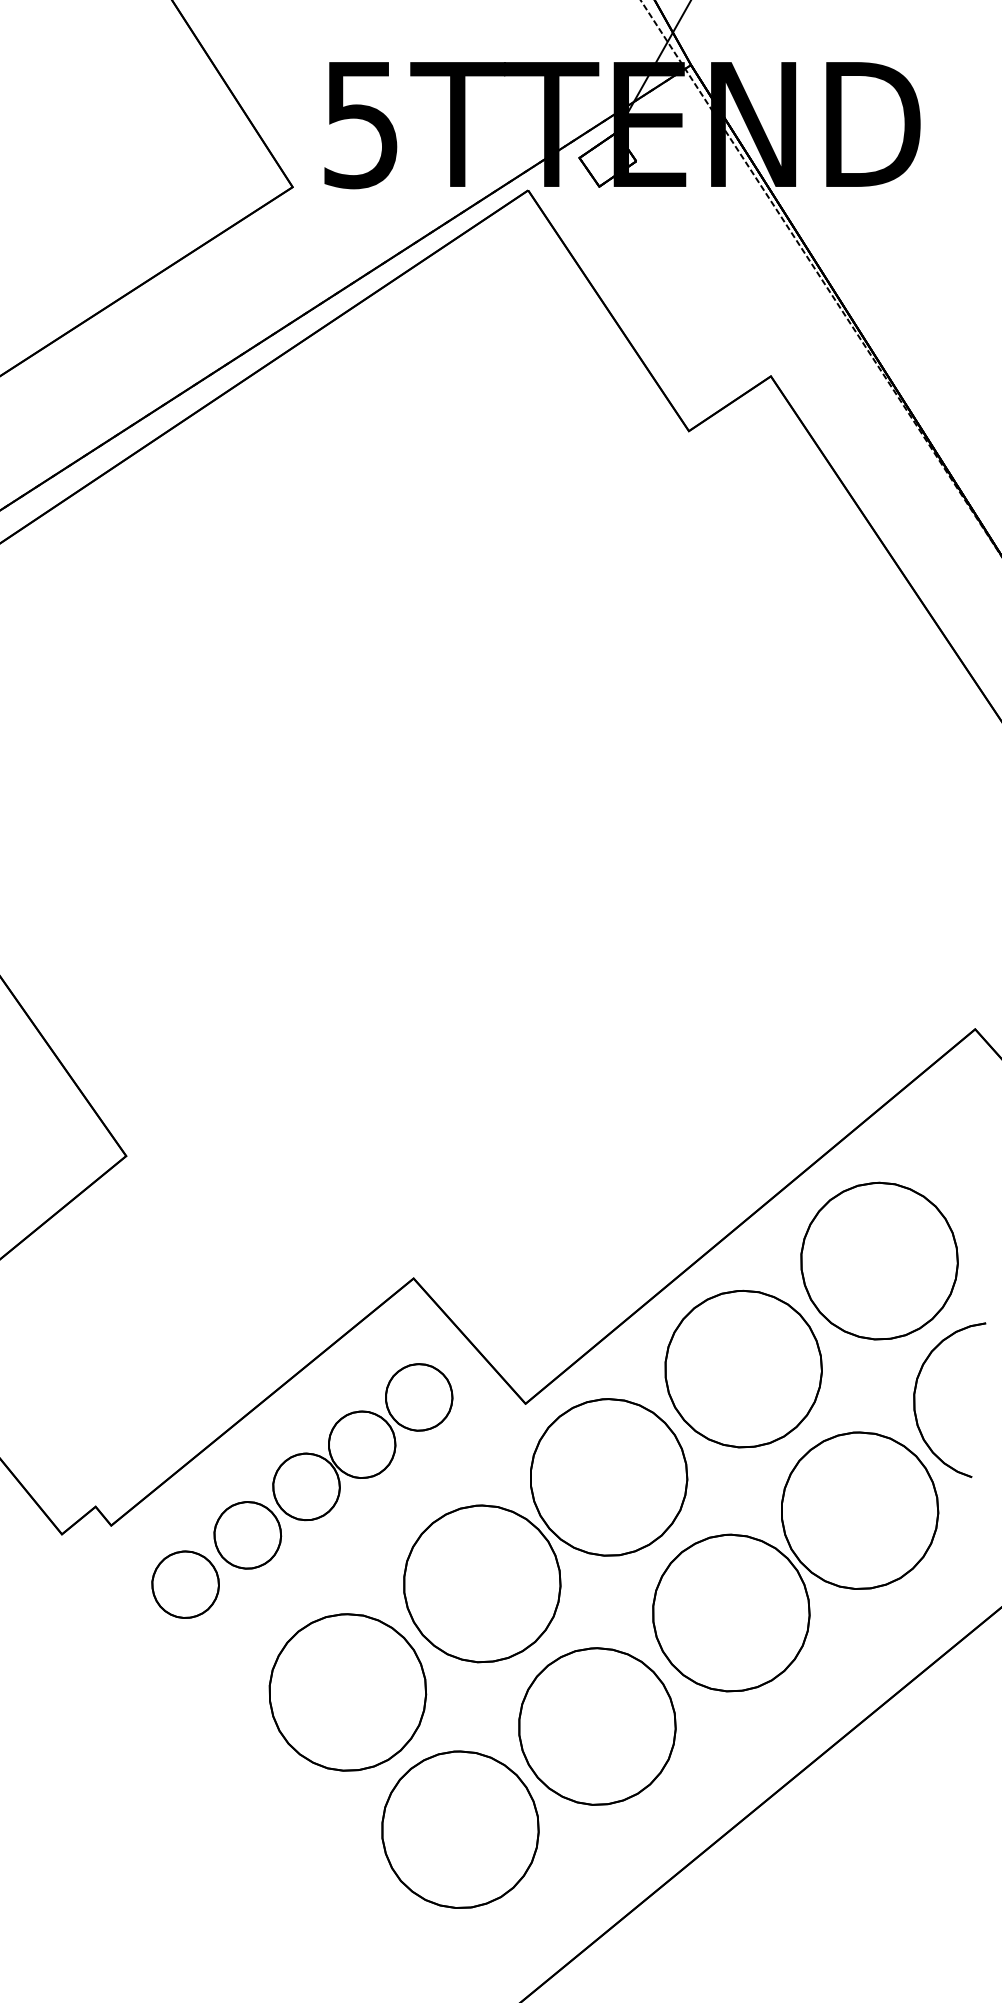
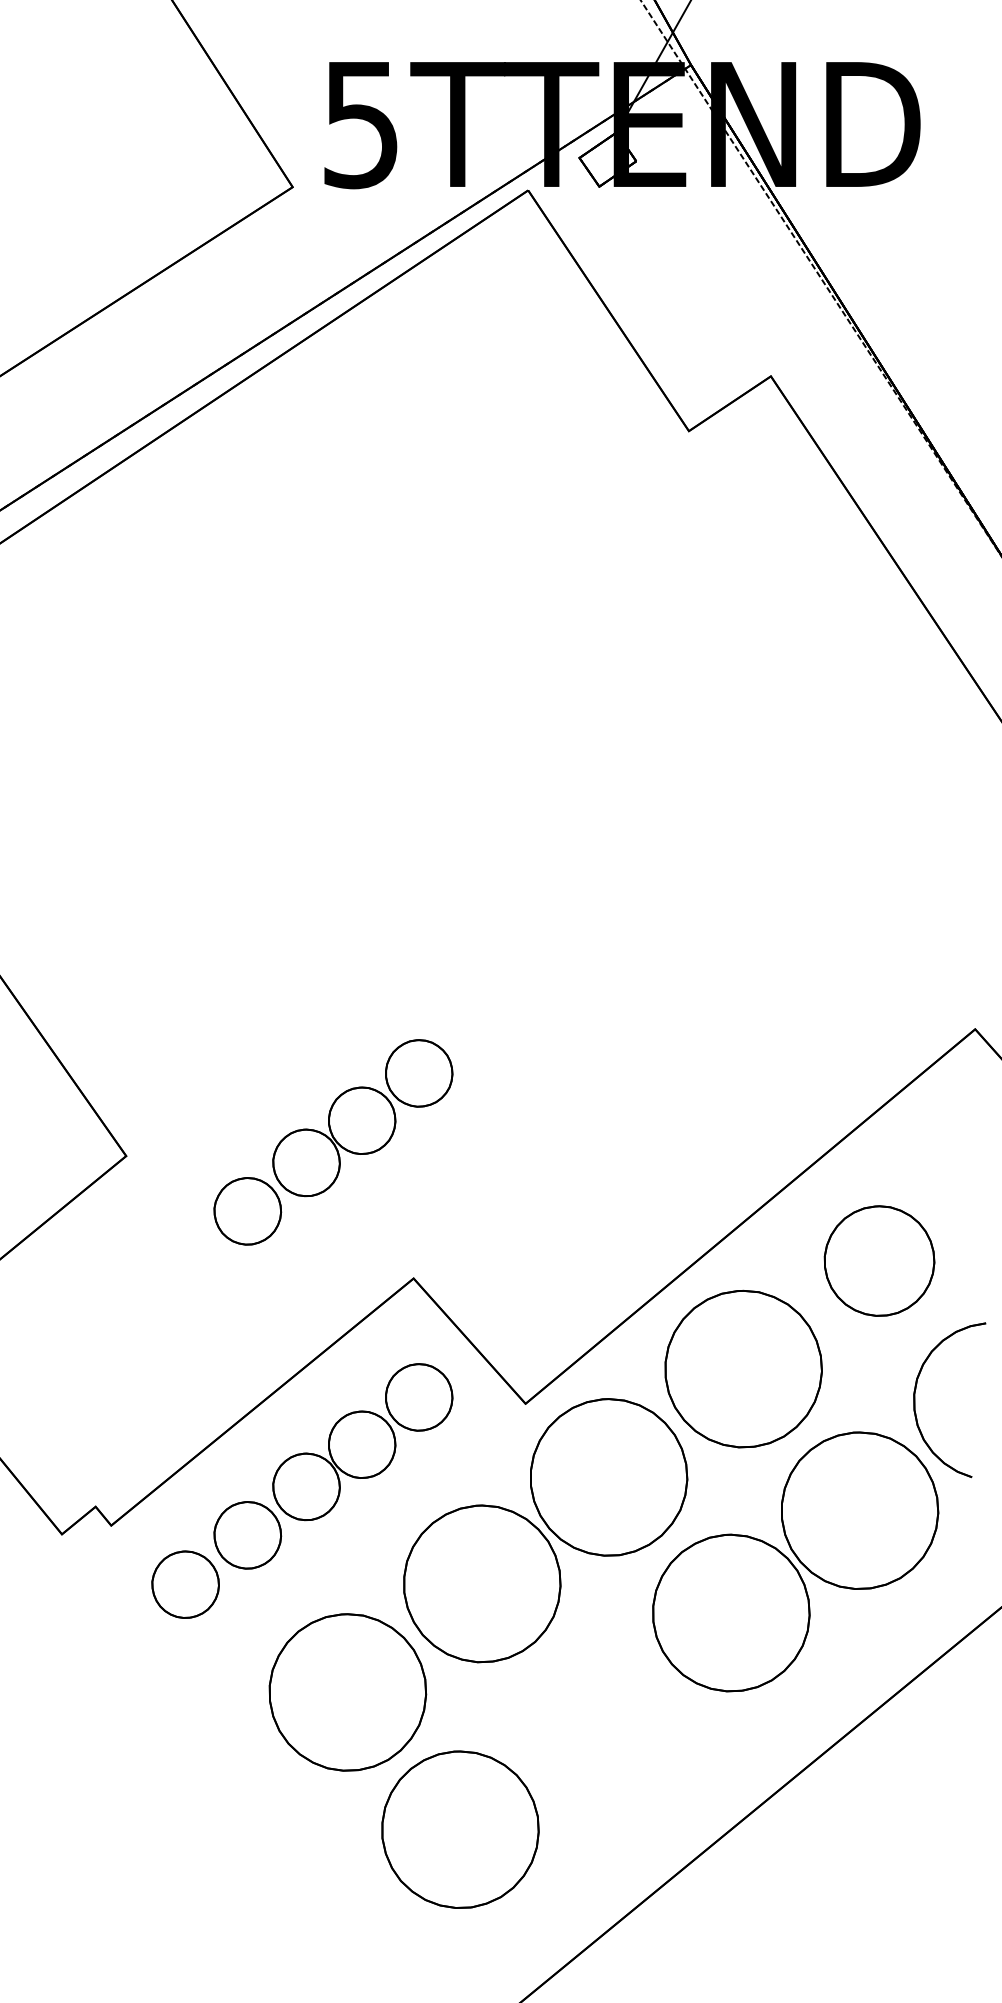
part: none -> present (333, 1142)
part size: 159x160 px -> 113x112 px (879, 1260)
part: present -> none (597, 1726)
